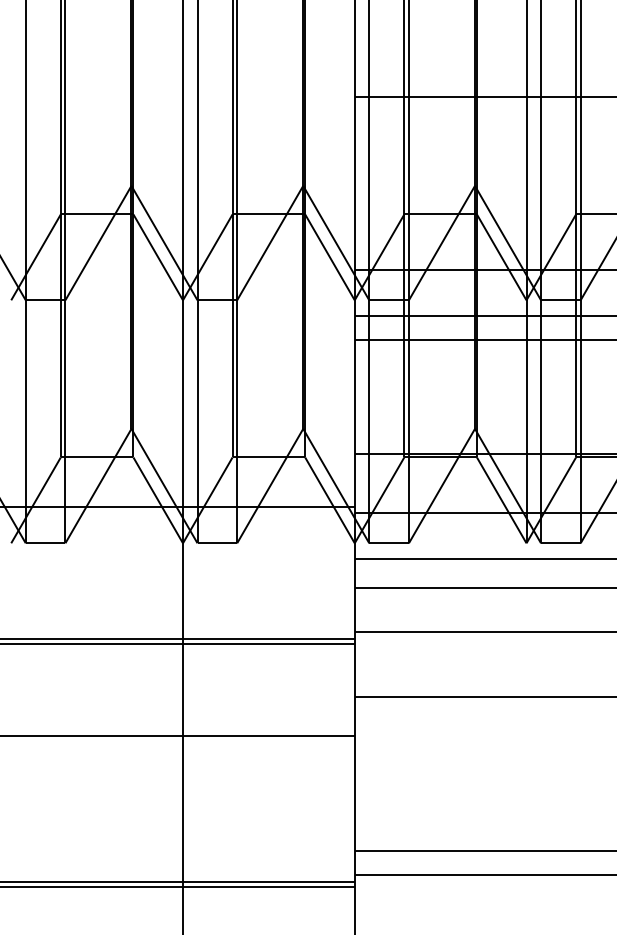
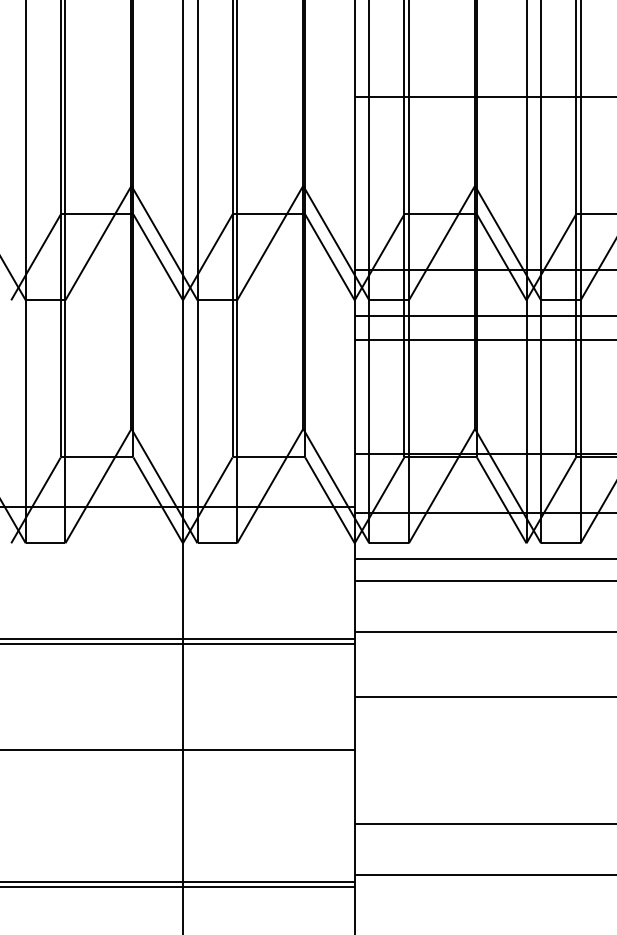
line position: (483, 587) -> (483, 580) (483, 580)
line position: (178, 735) -> (178, 749) (178, 749)
line position: (483, 850) -> (483, 823) (483, 823)
